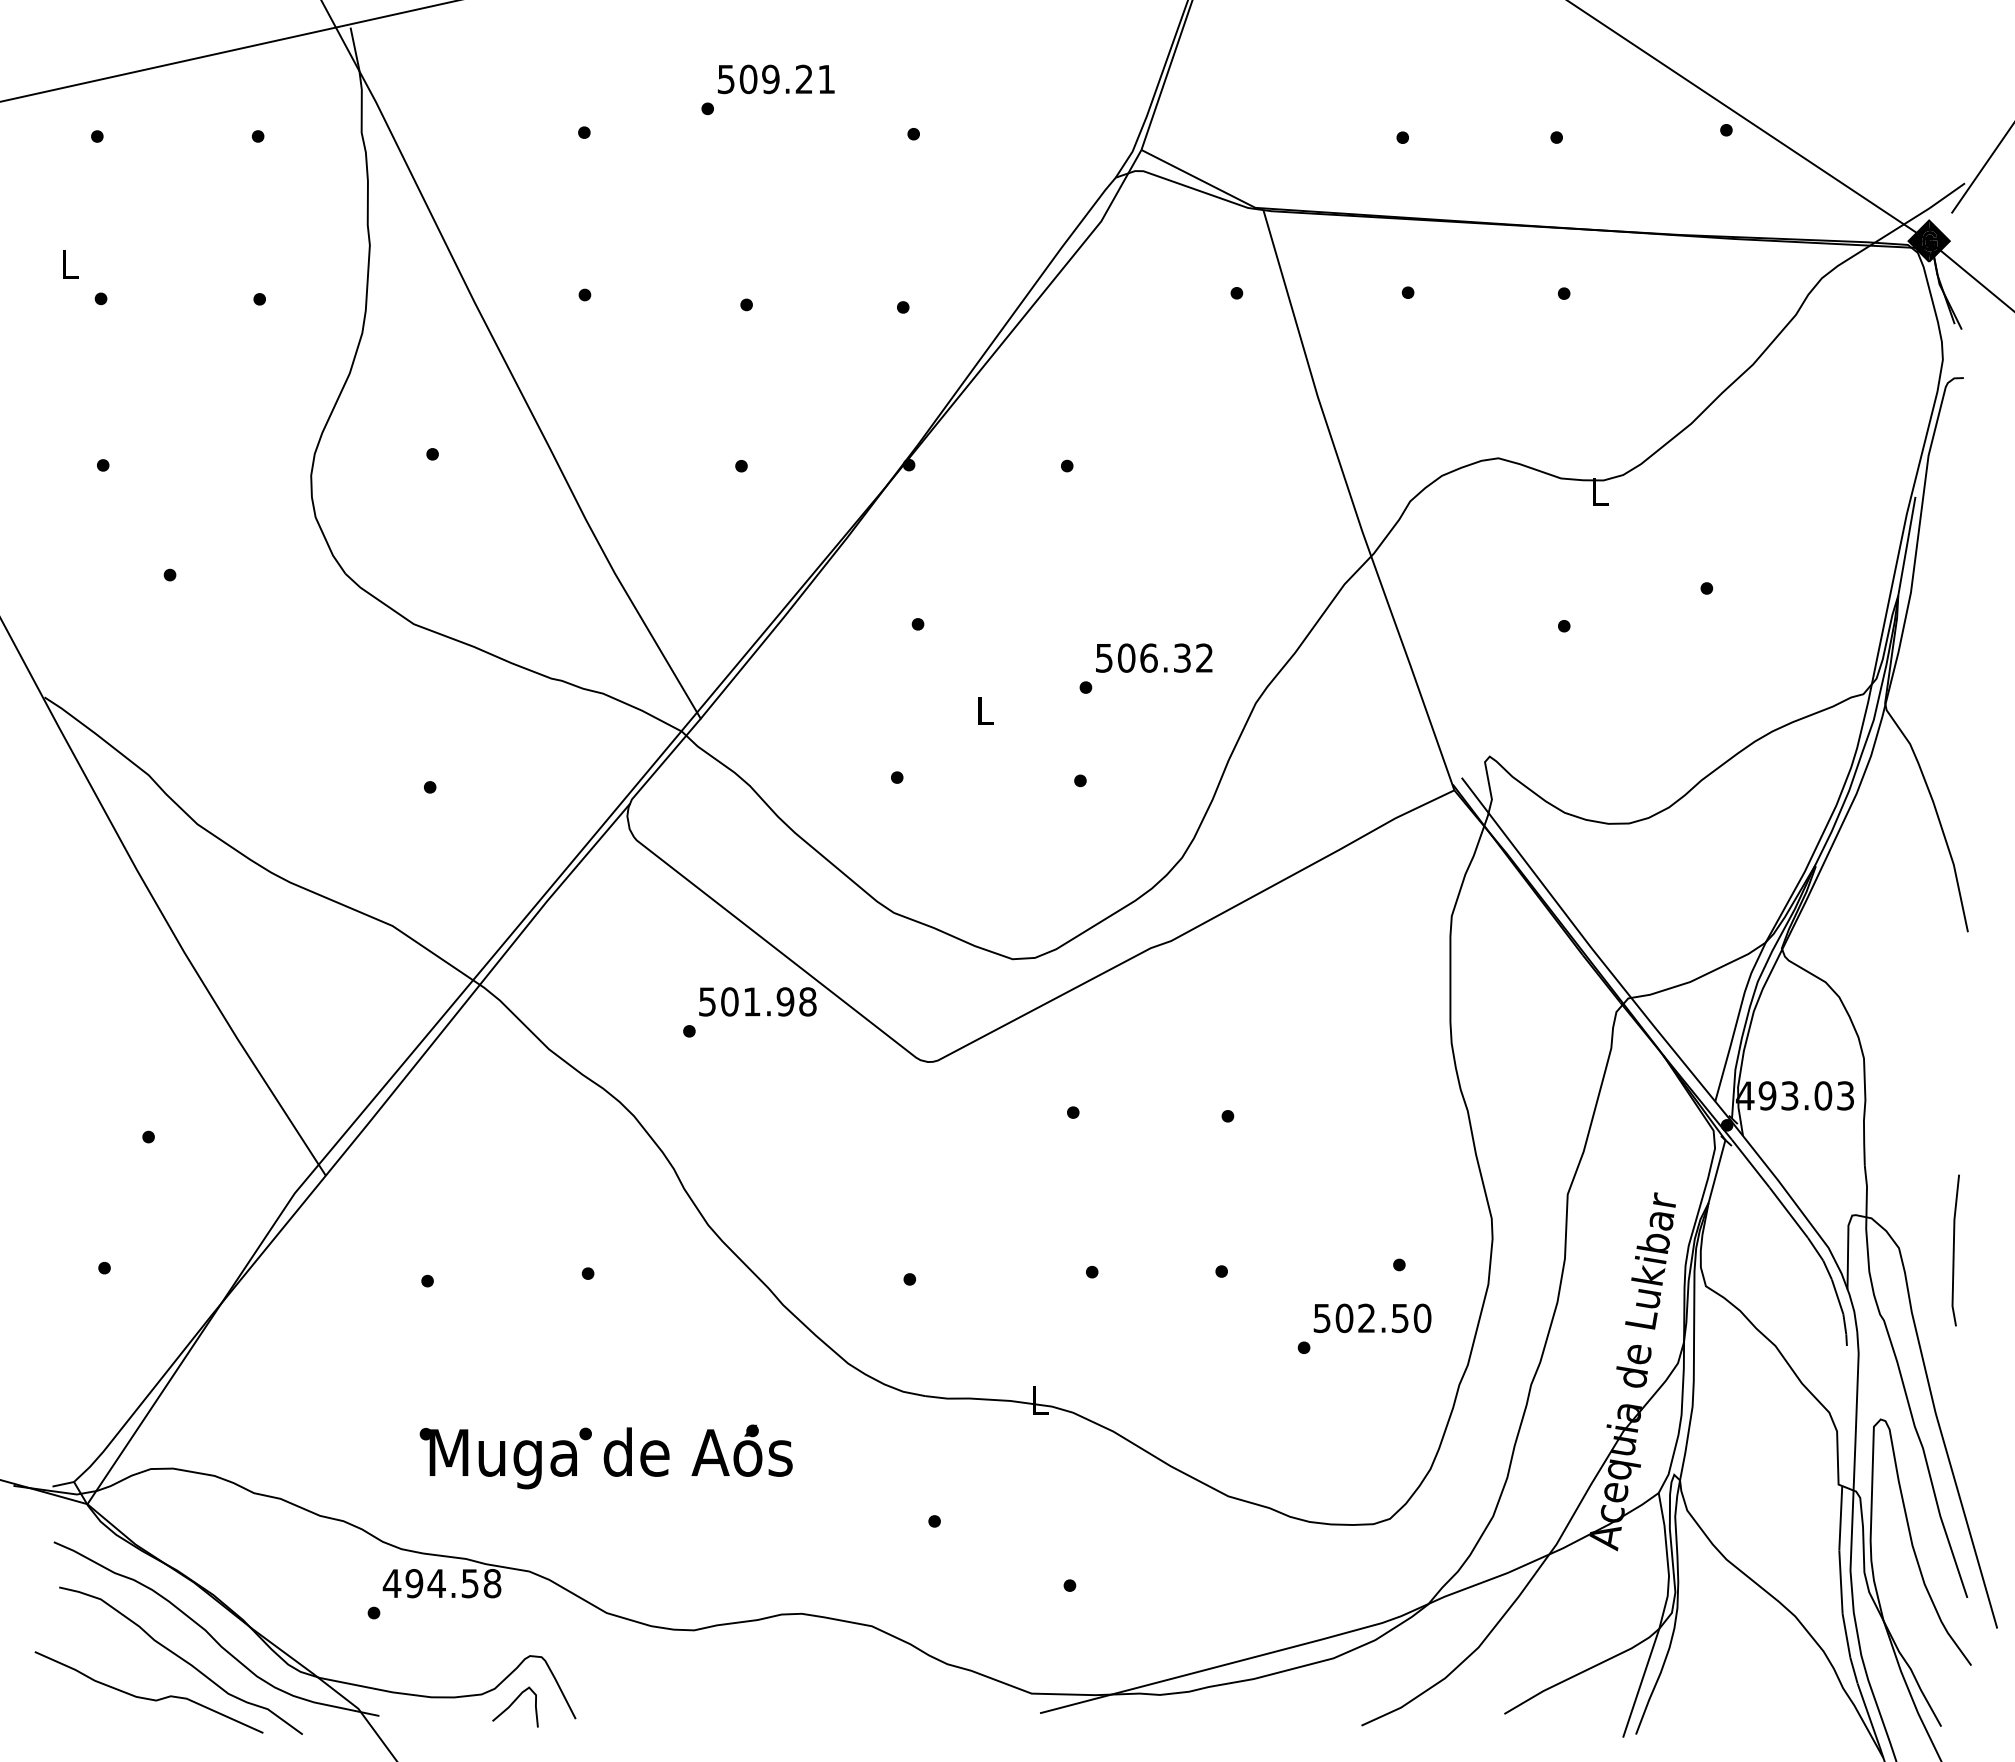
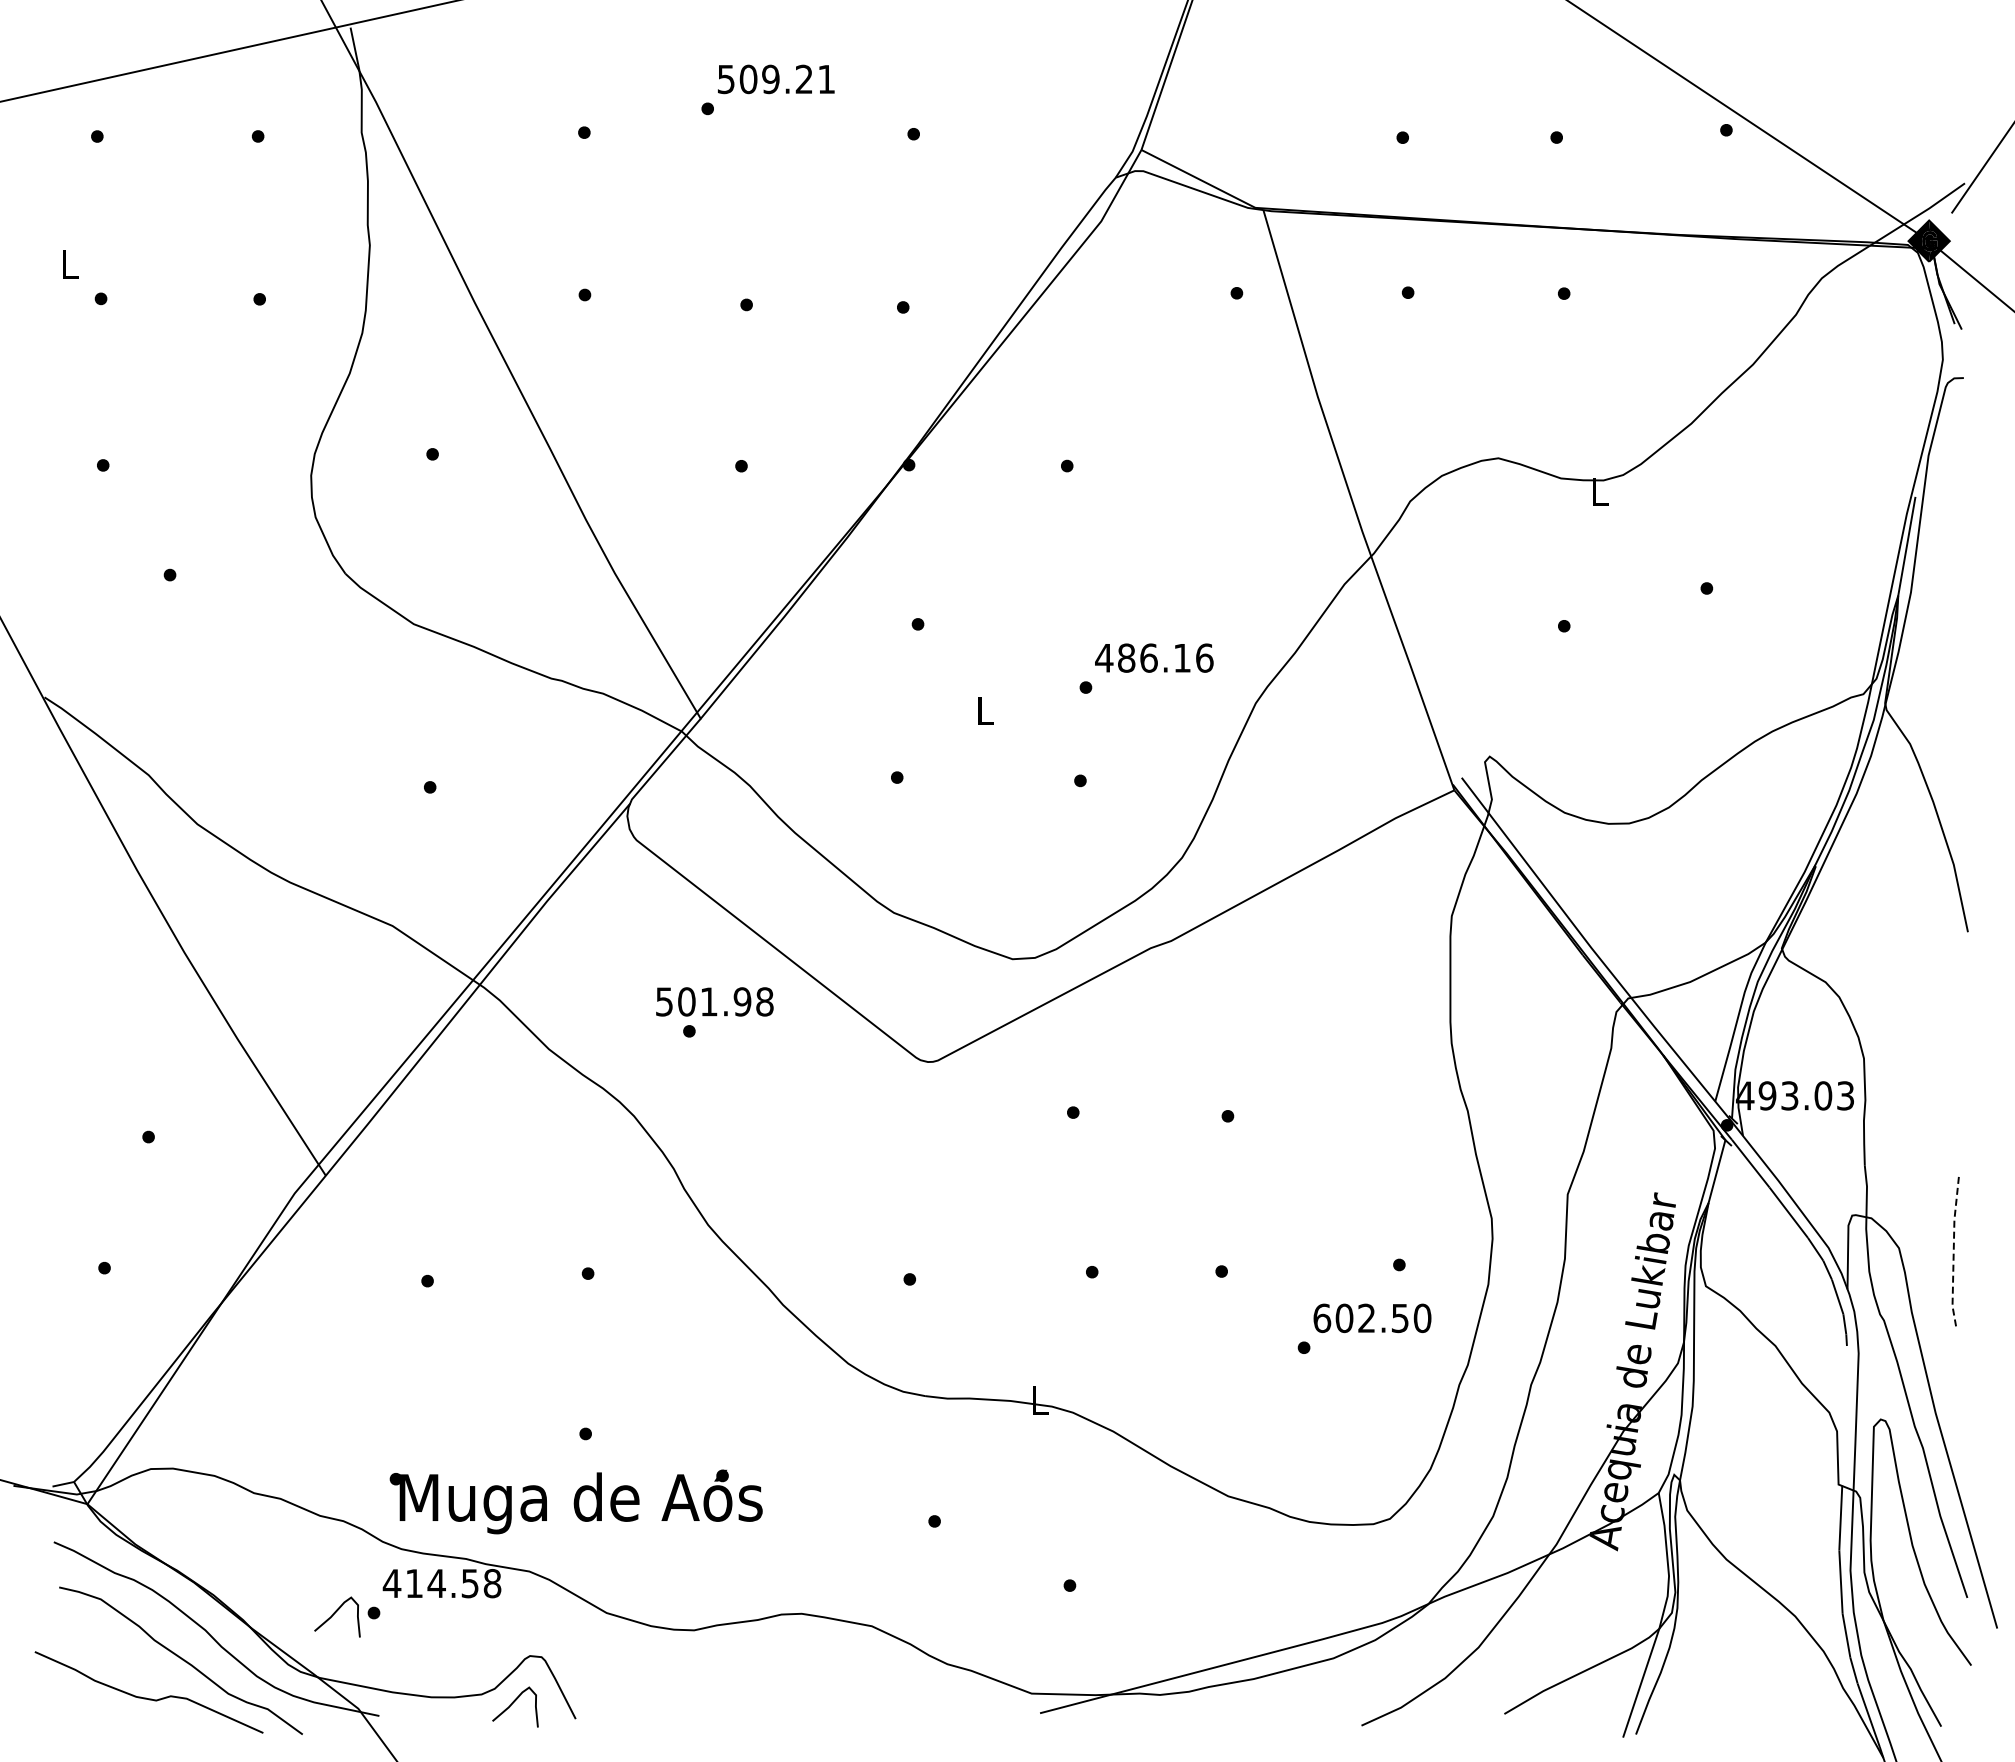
text: 506.32 -> 486.16 (1154, 657)
text position: (757, 1001) -> (714, 1001) (714, 1001)
line: solid -> dashed (1953, 1250)
text: 502.50 -> 602.50 (1322, 1318)
text position: (605, 1456) -> (575, 1501) (575, 1501)
text: 494.58 -> 414.58 (414, 1583)
curve: none -> present (335, 1613)
